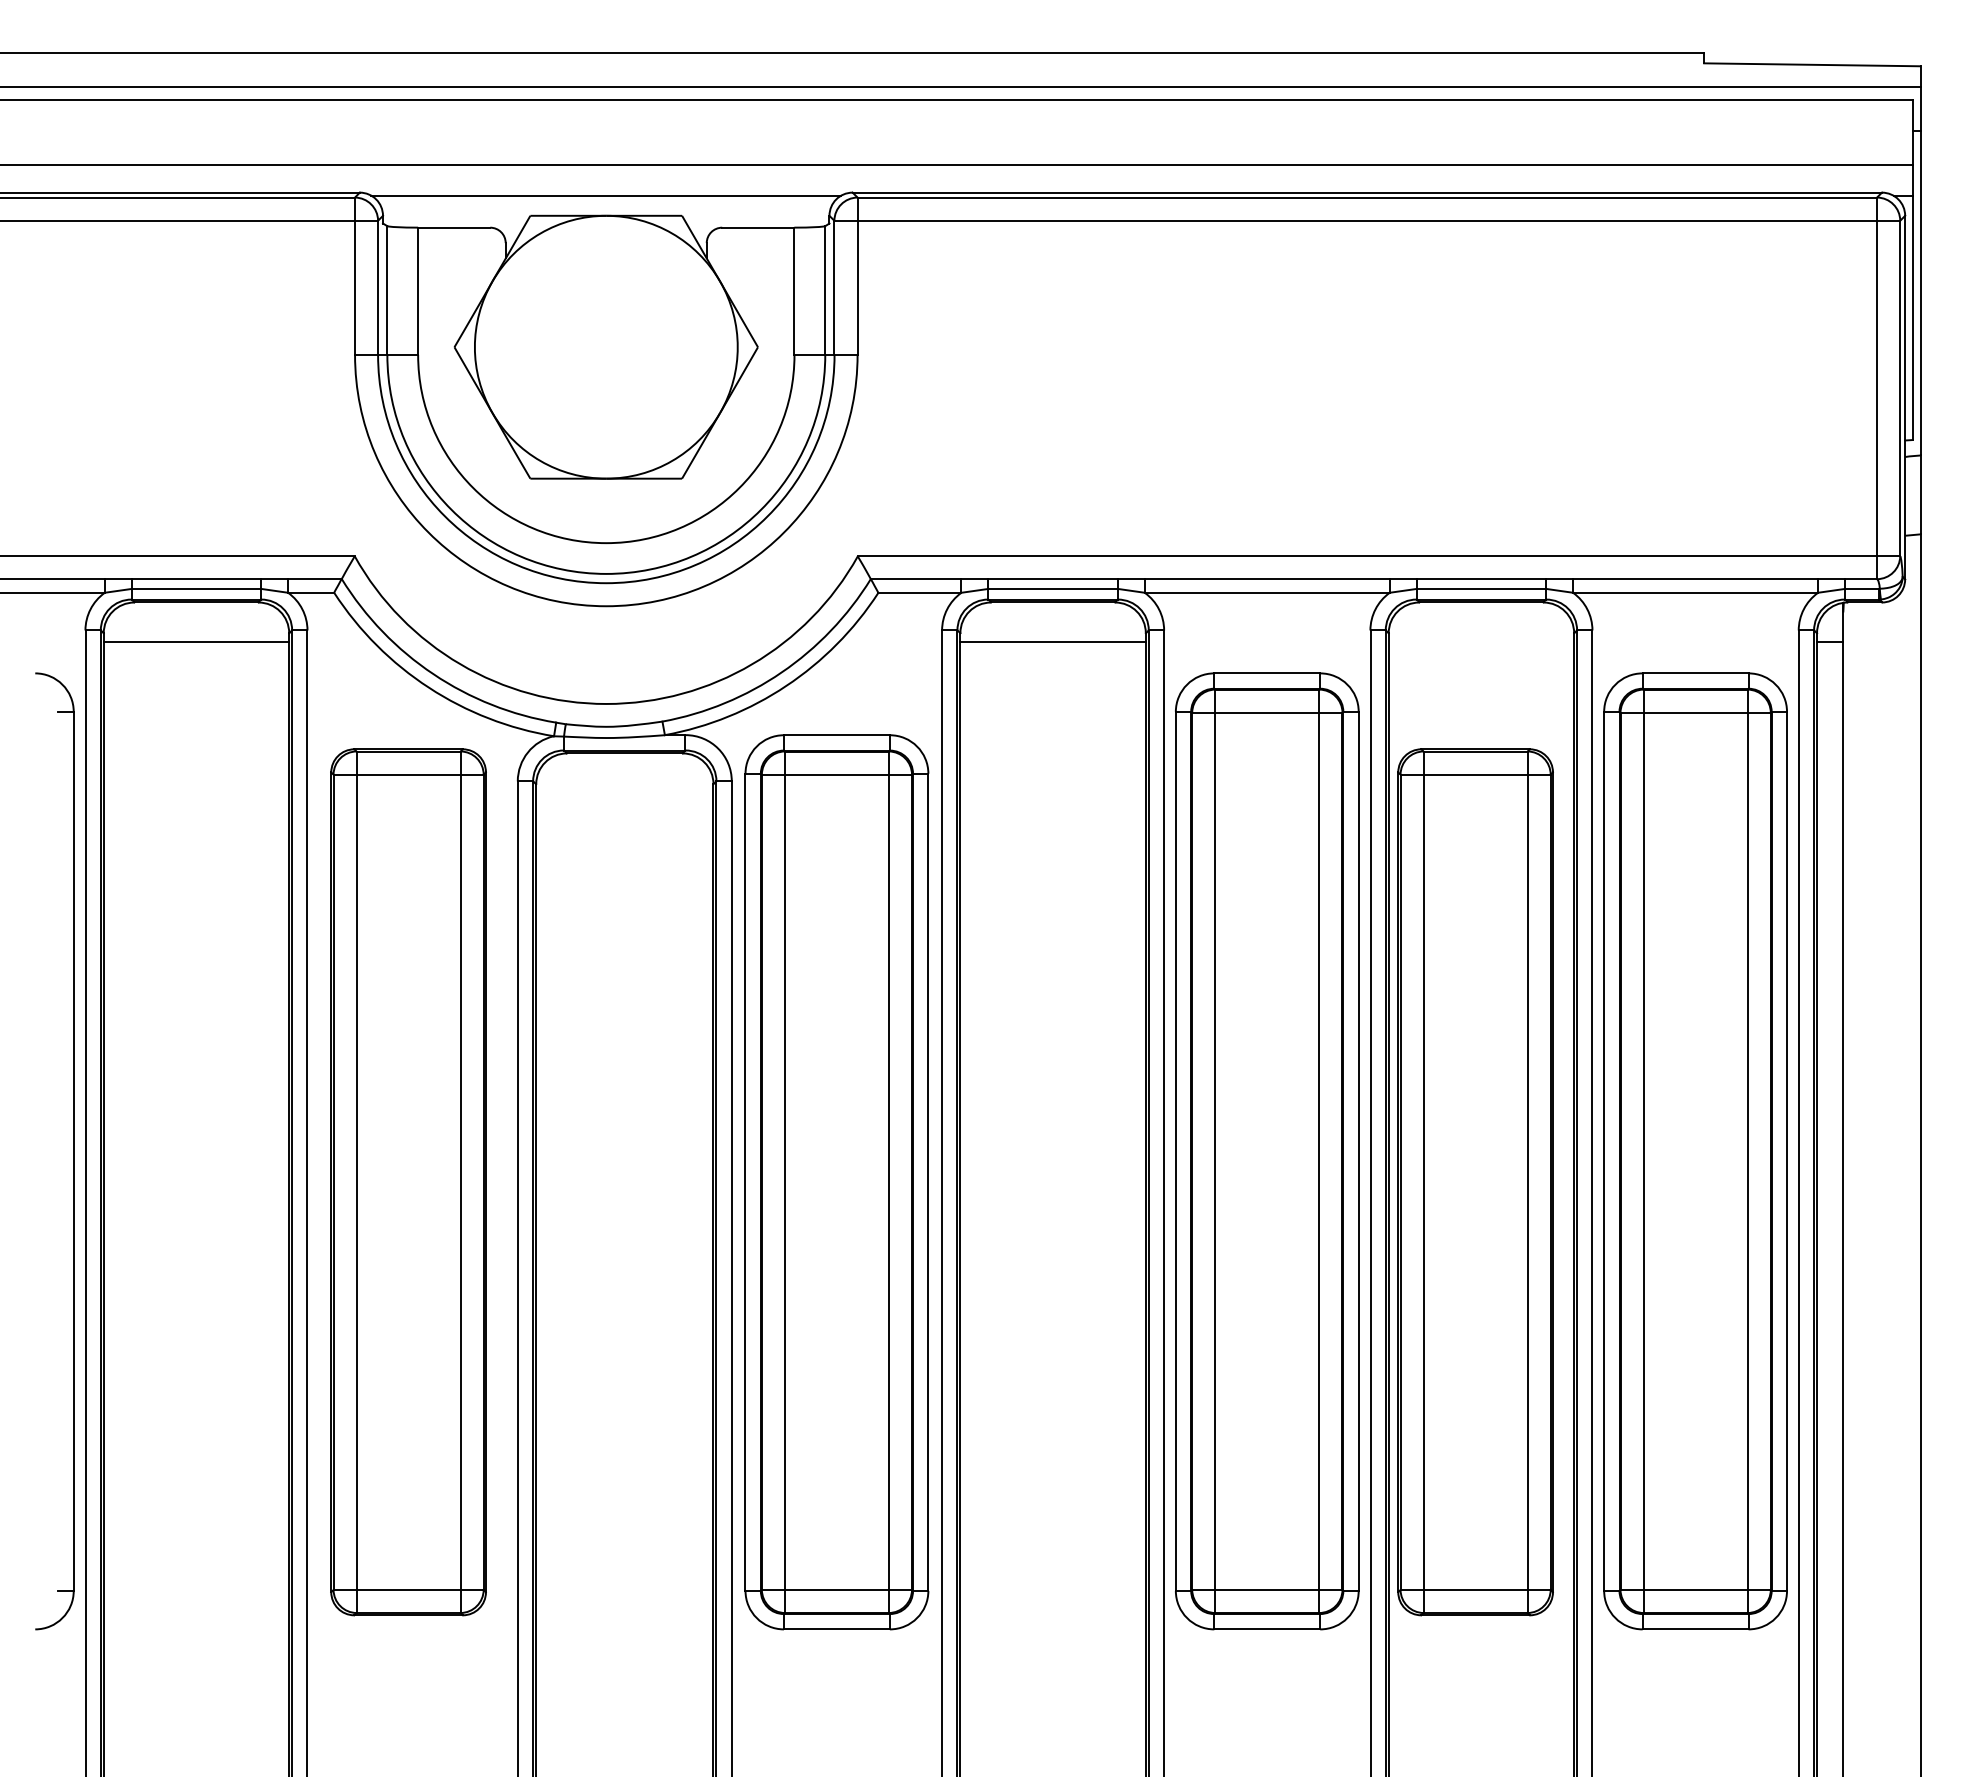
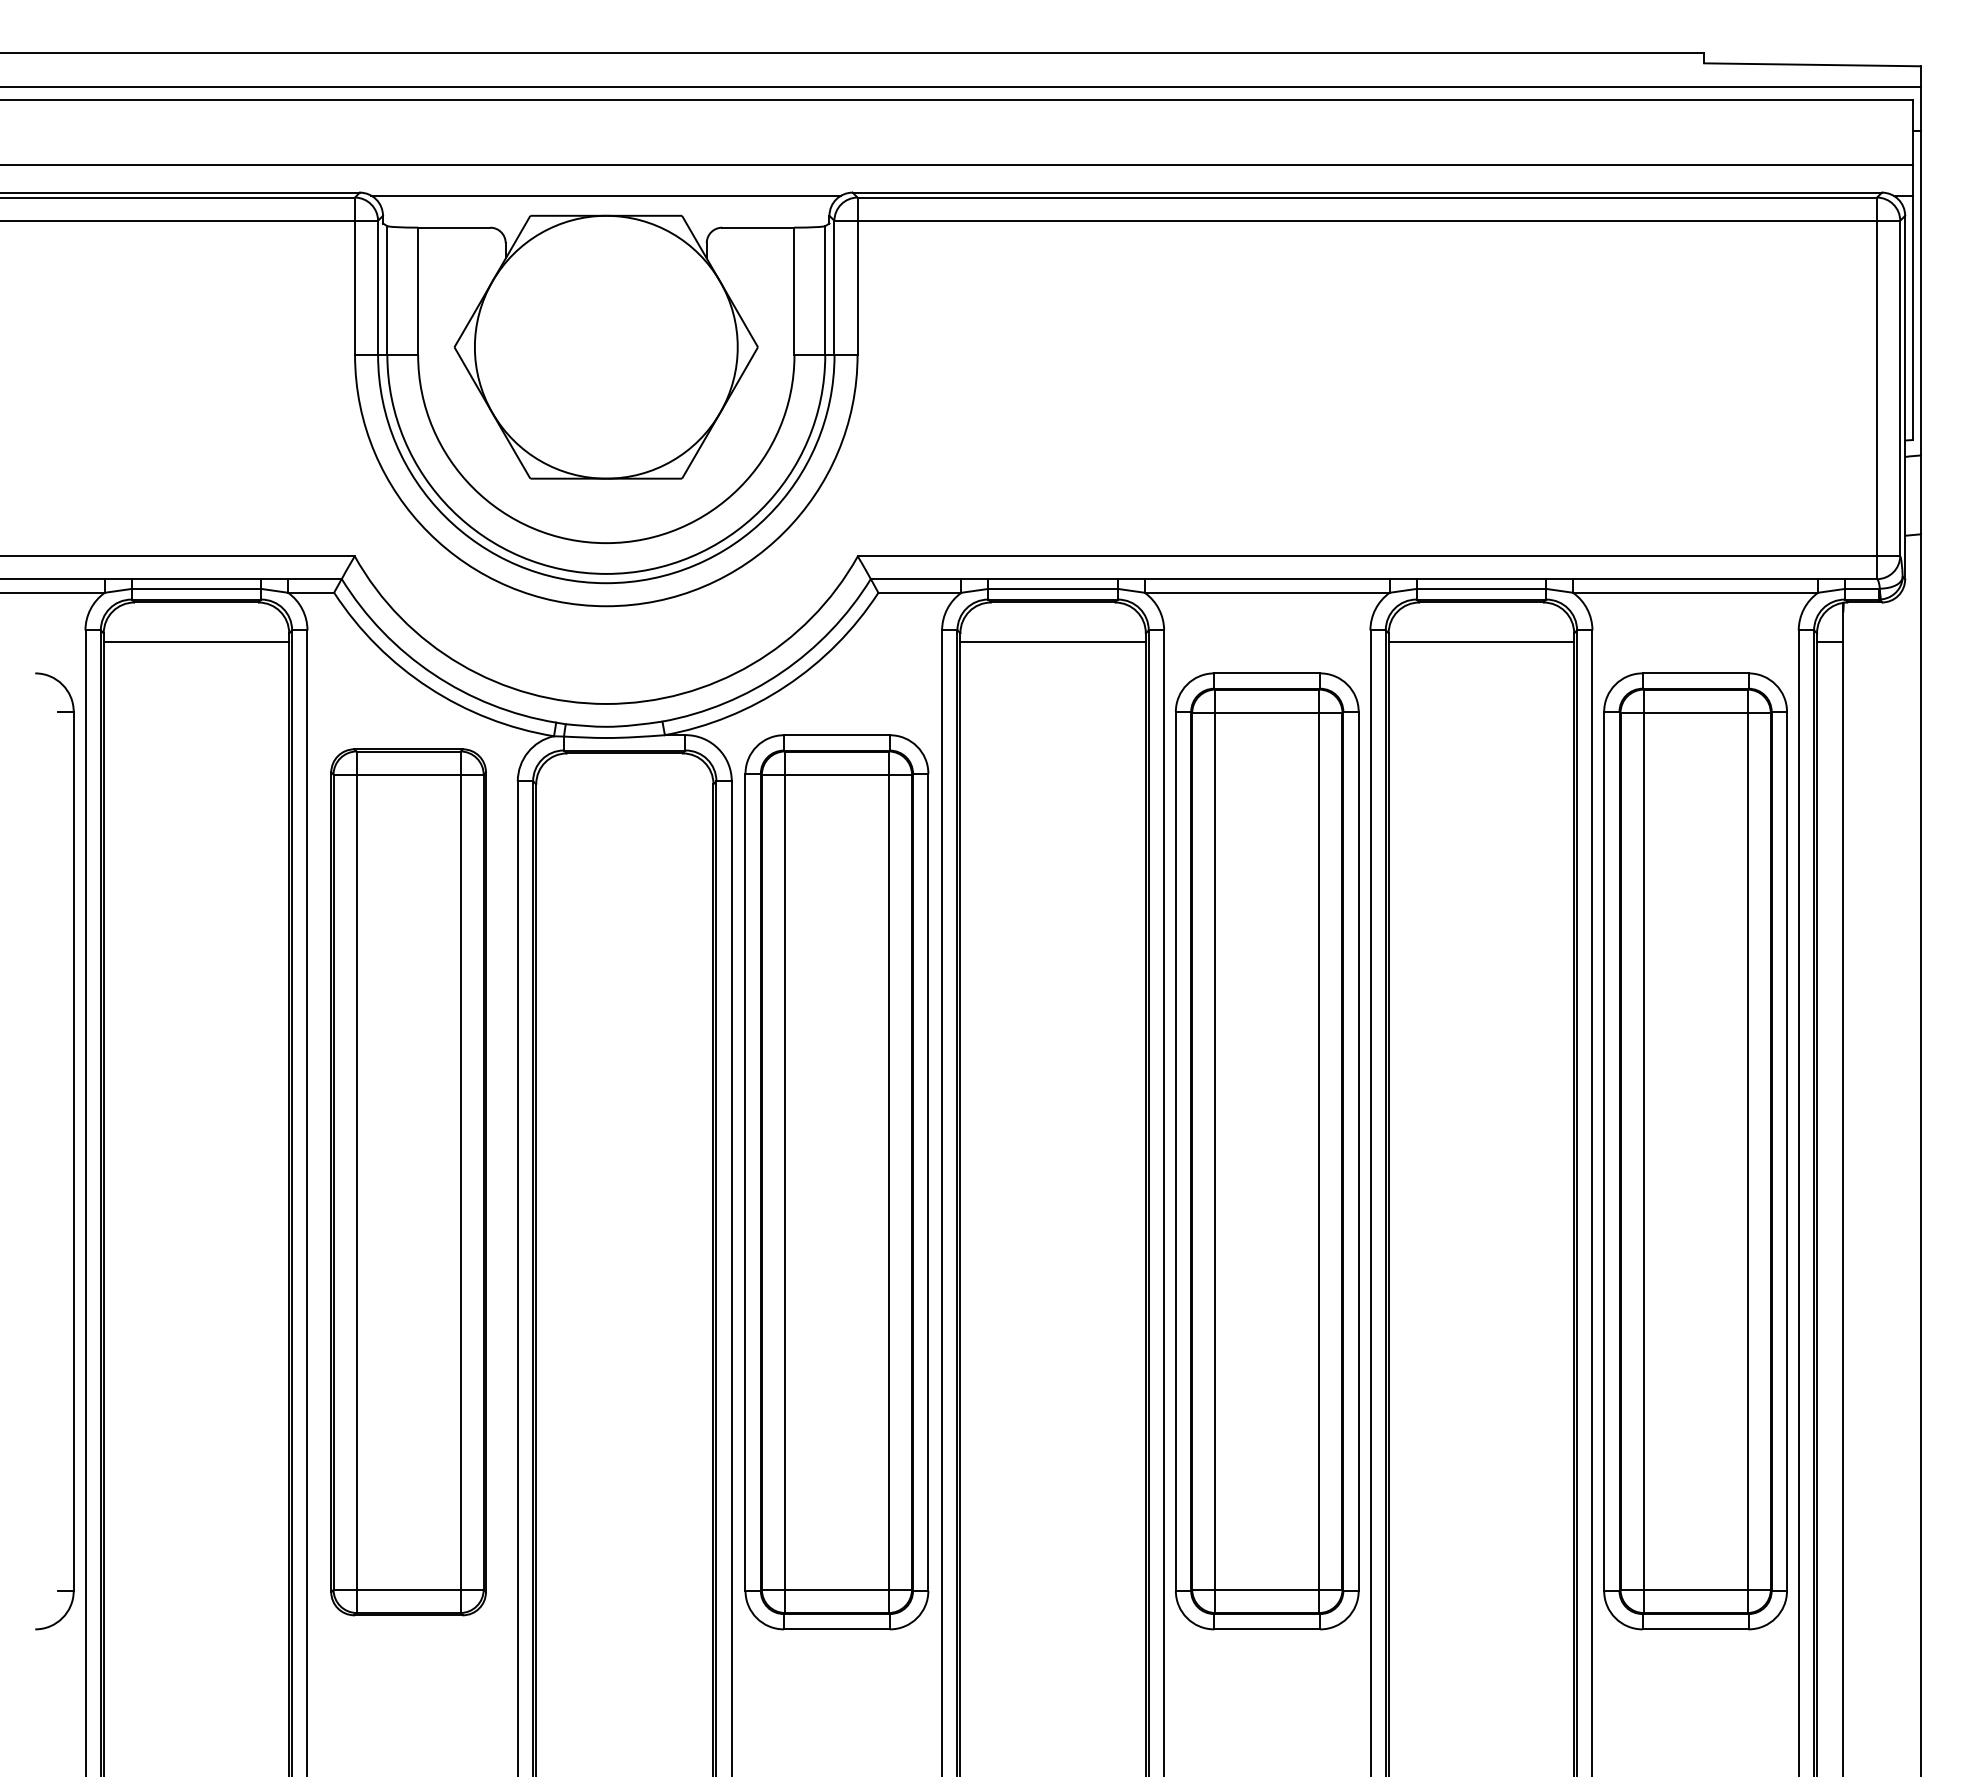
line: none -> present (1481, 642)
part: present -> none (1475, 1182)
